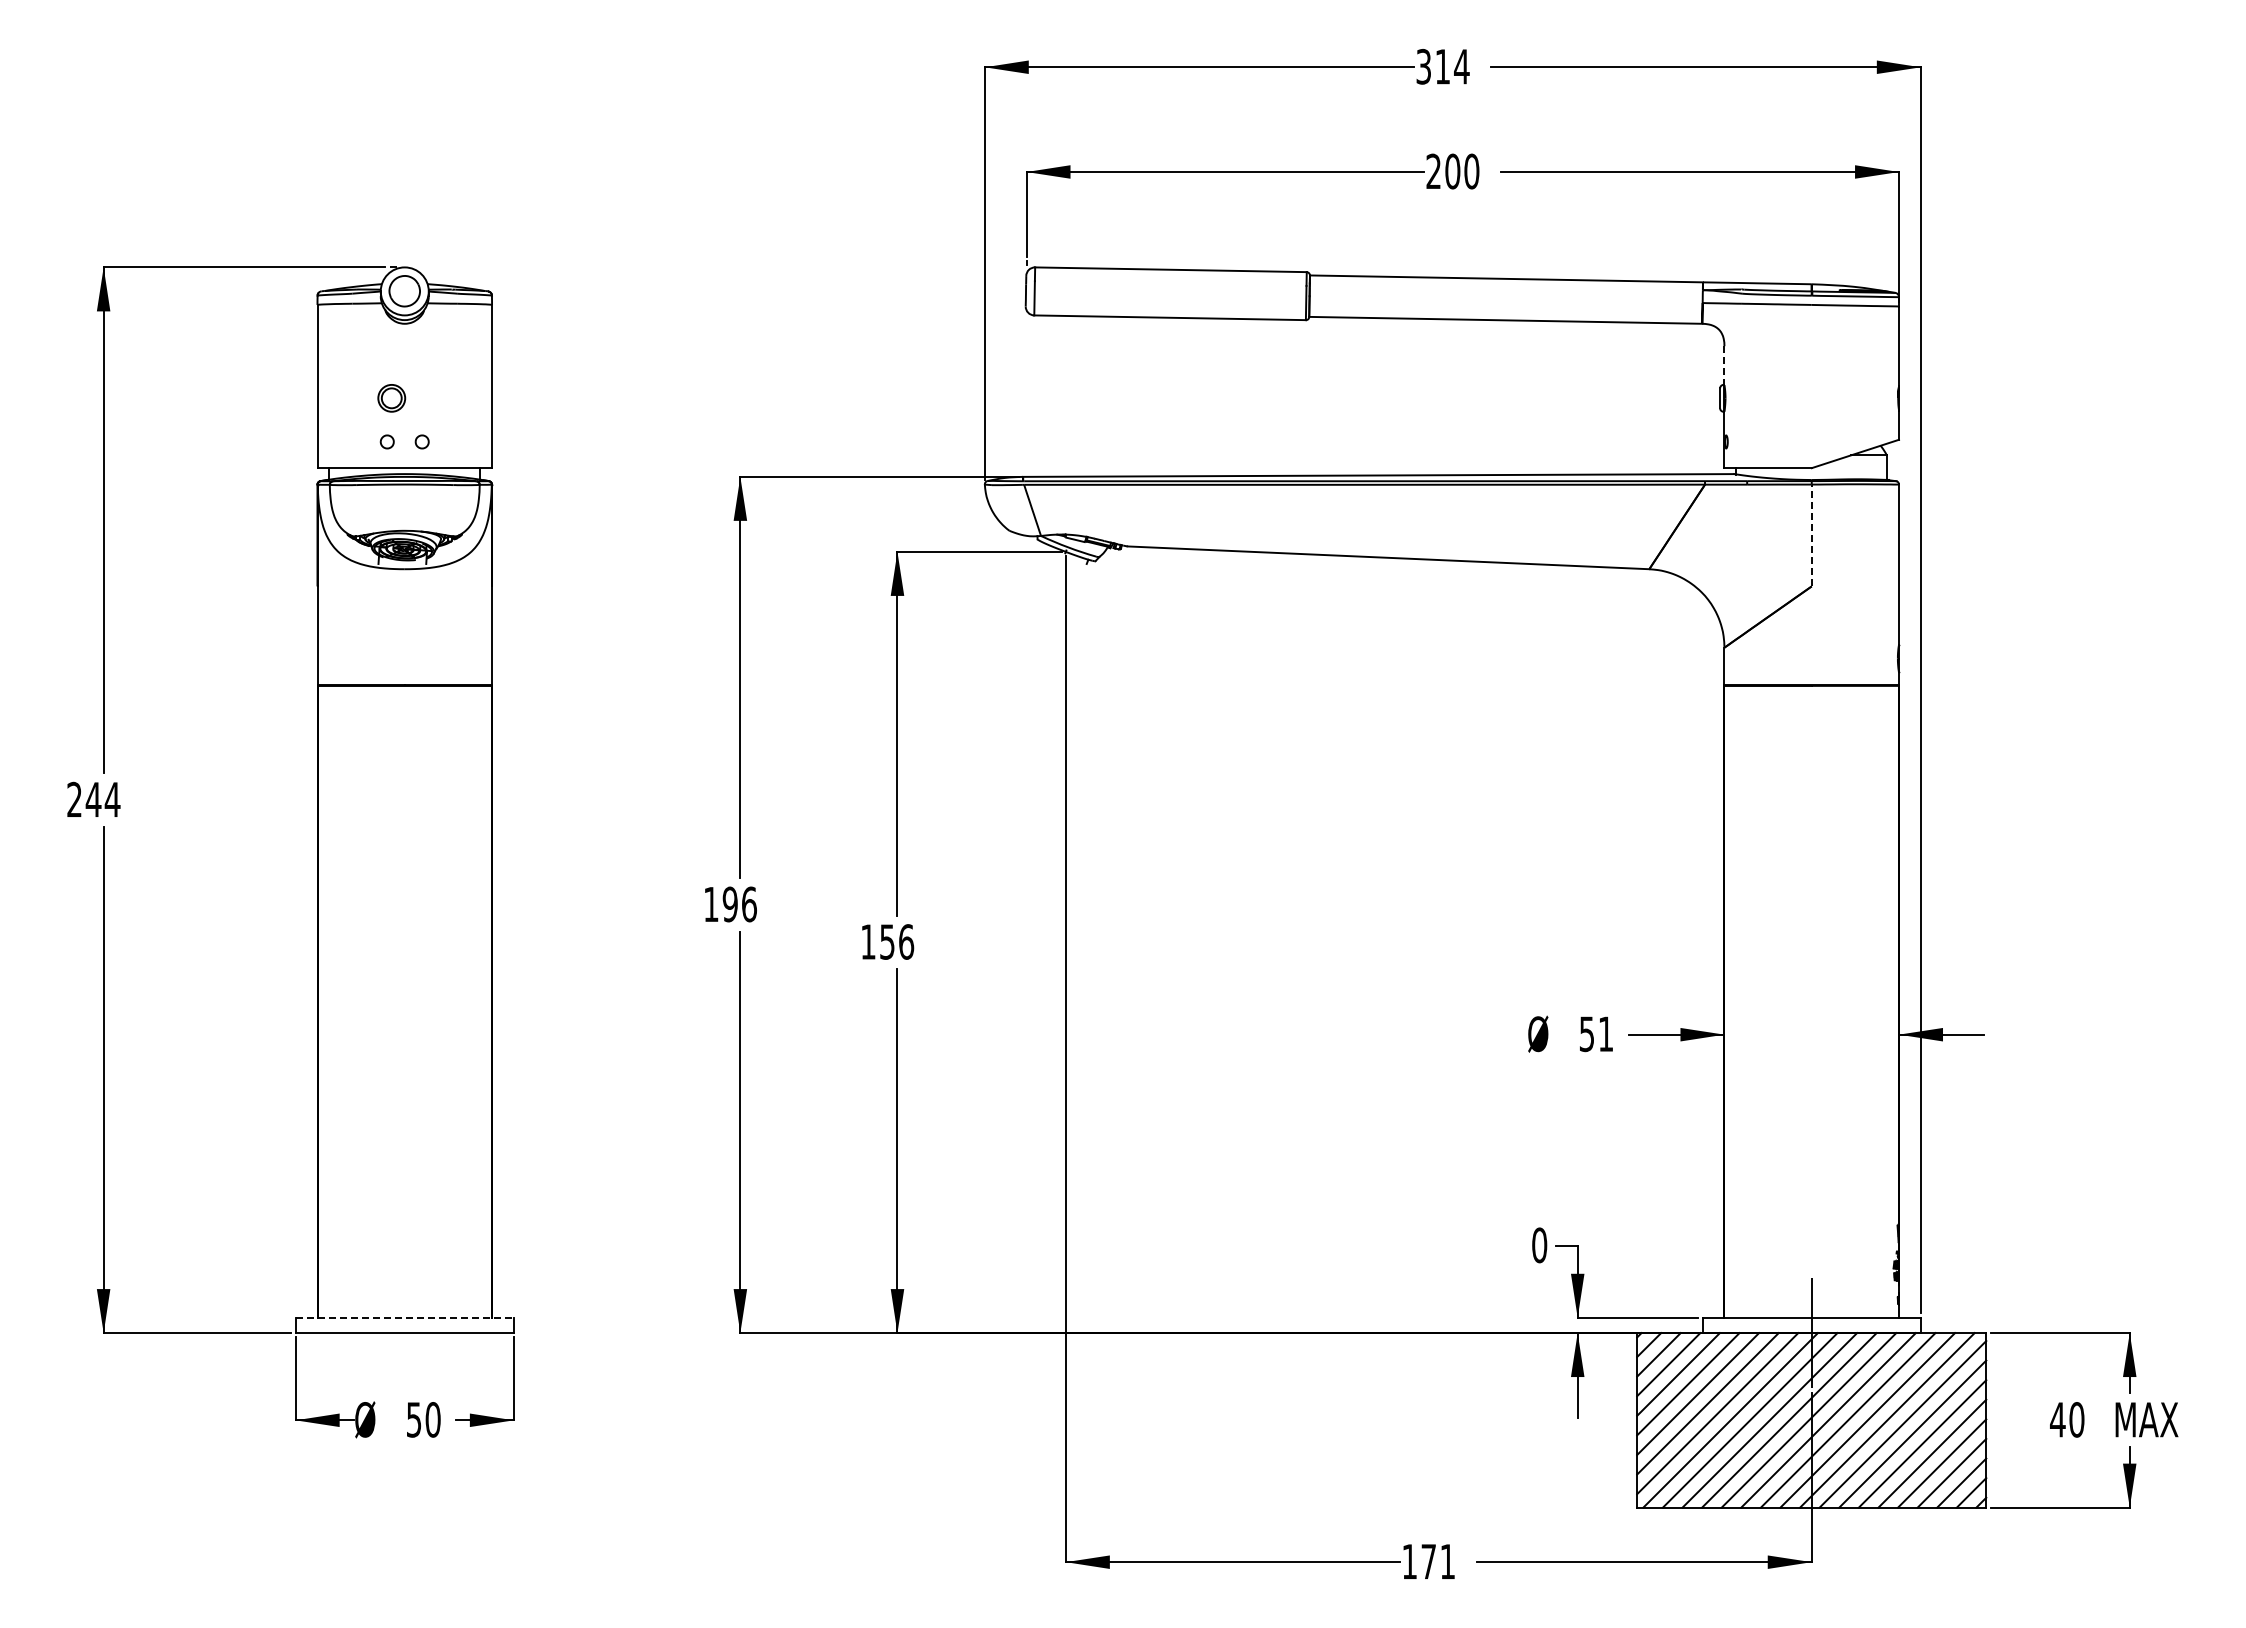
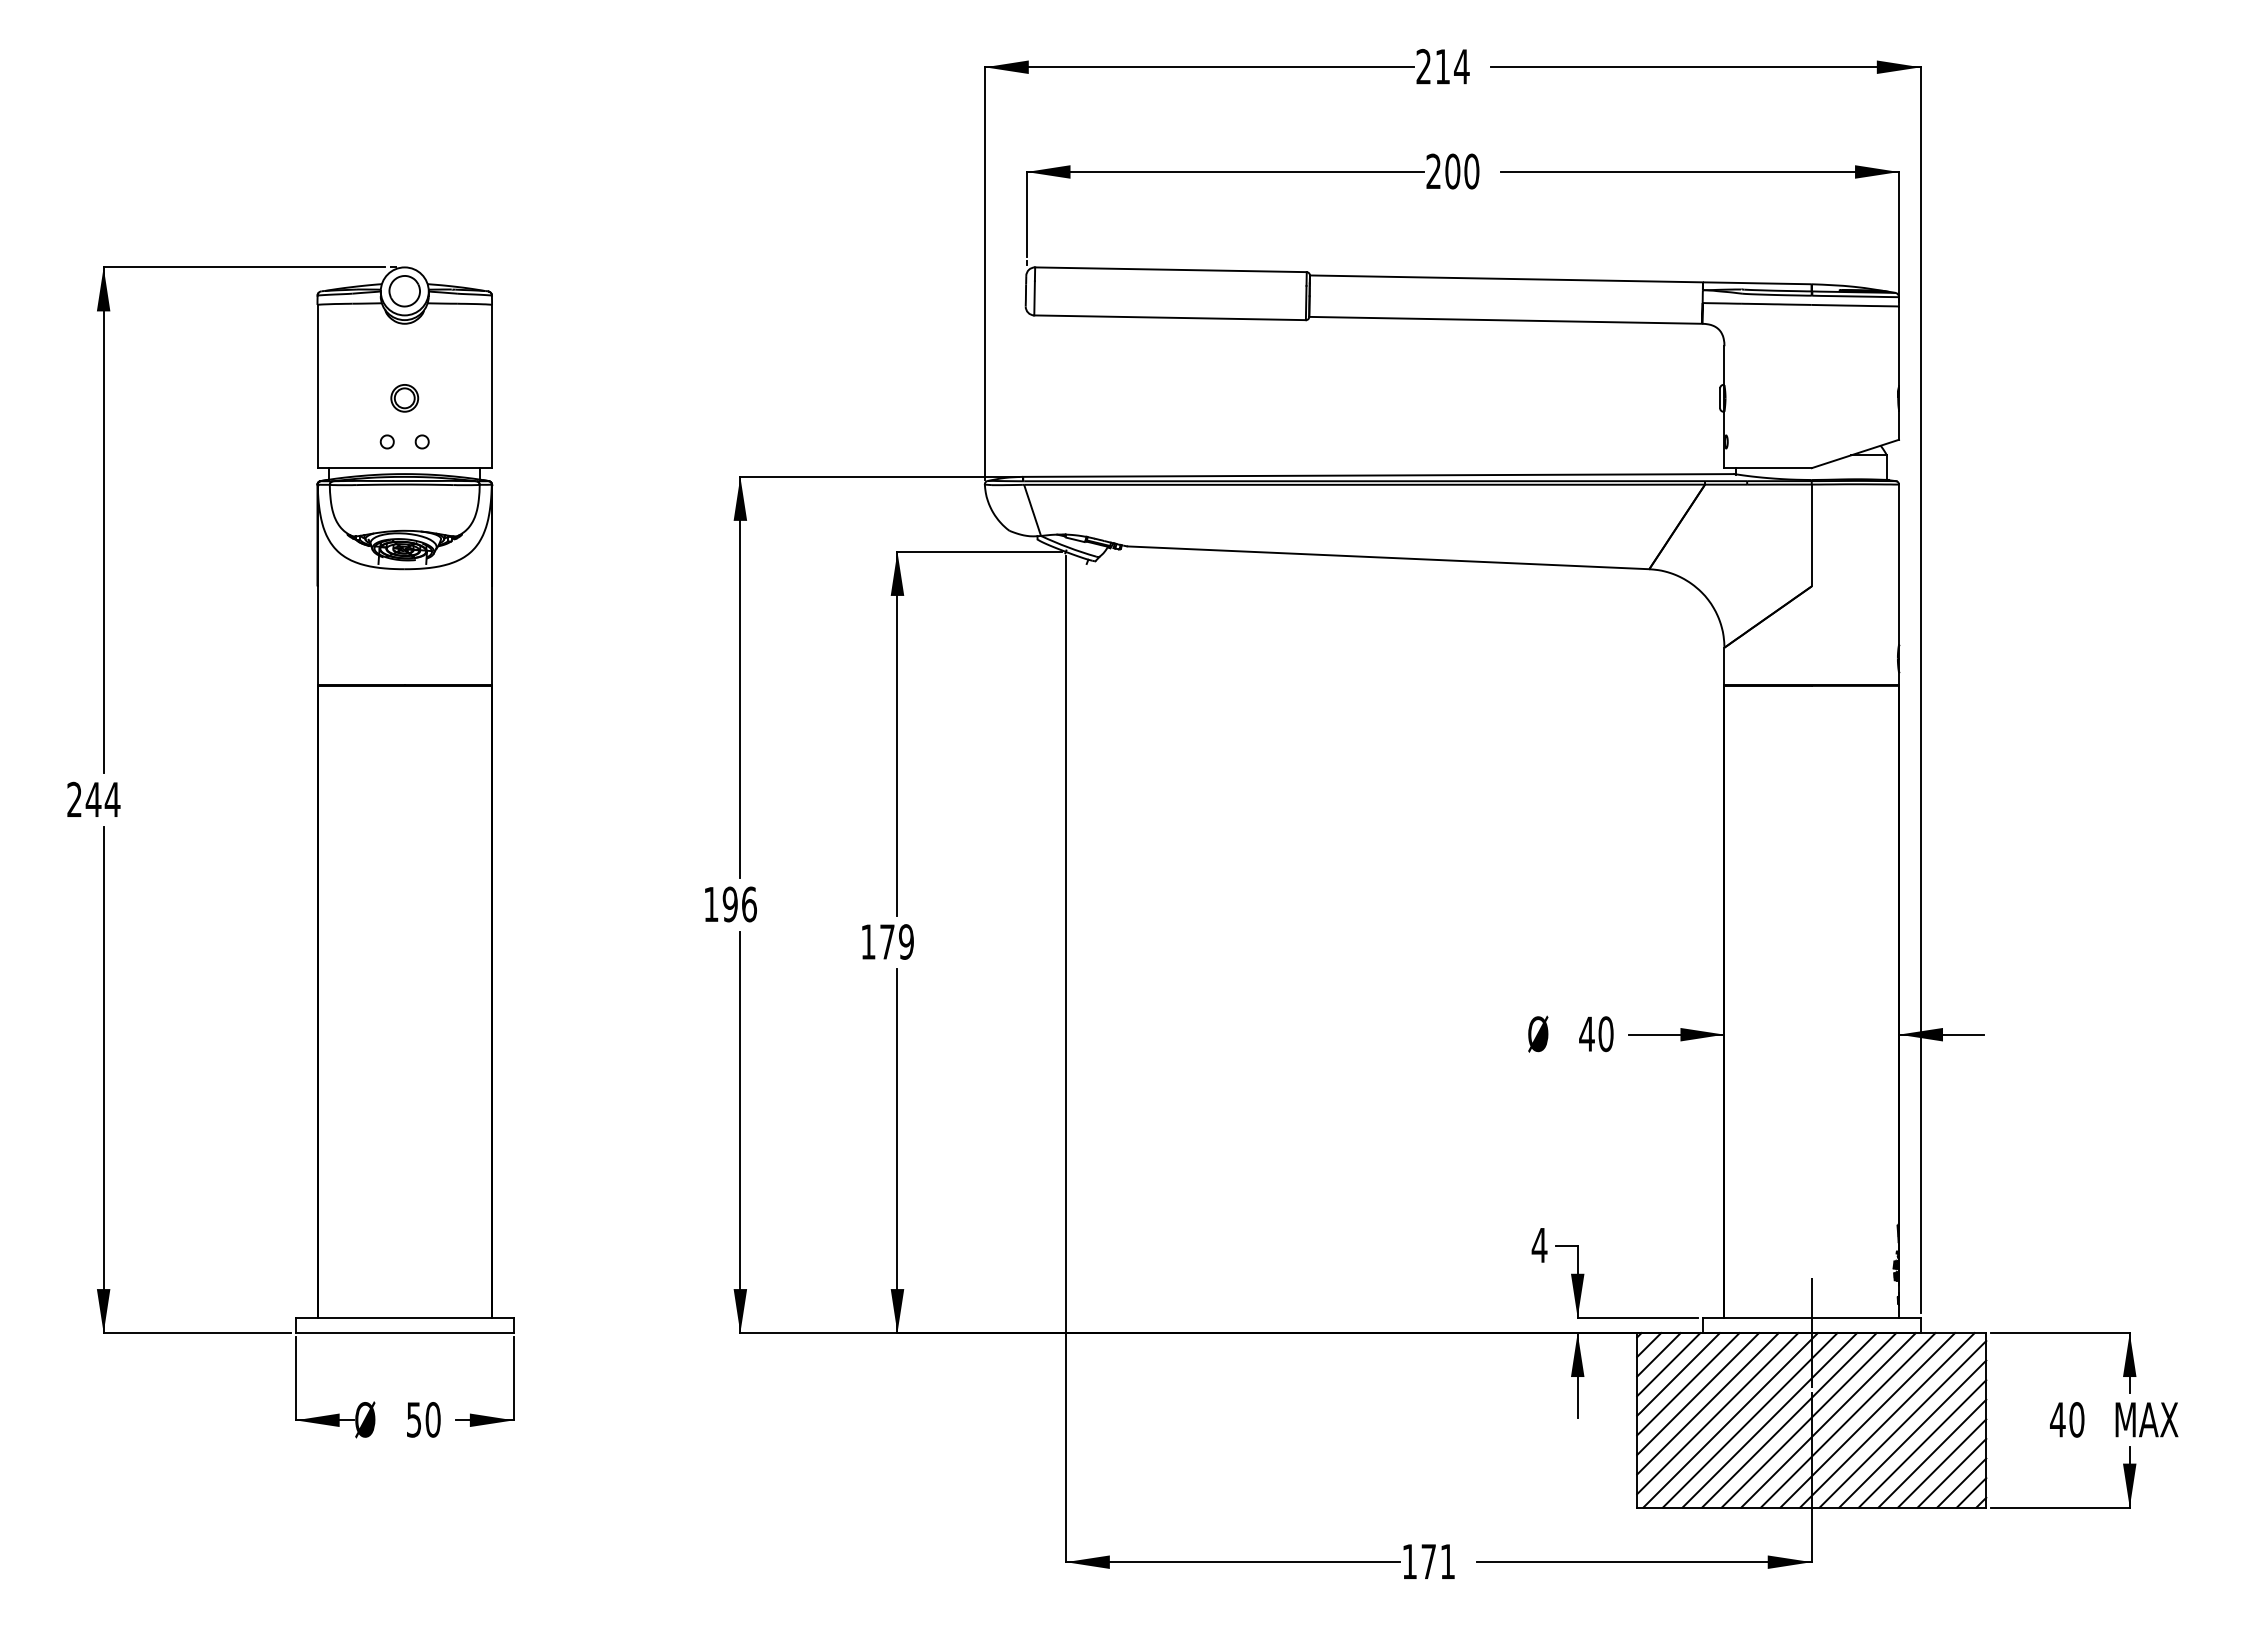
text: 314 -> 214 (1423, 66)
line: dashed -> solid (1724, 365)
part position: (391, 398) -> (404, 398) (404, 398)
line: dashed -> solid (1811, 535)
text: 156 -> 179 (897, 941)
text: 51 -> 40 (1596, 1034)
text: 0 -> 4 (1539, 1245)
line: dashed -> solid (405, 1317)
